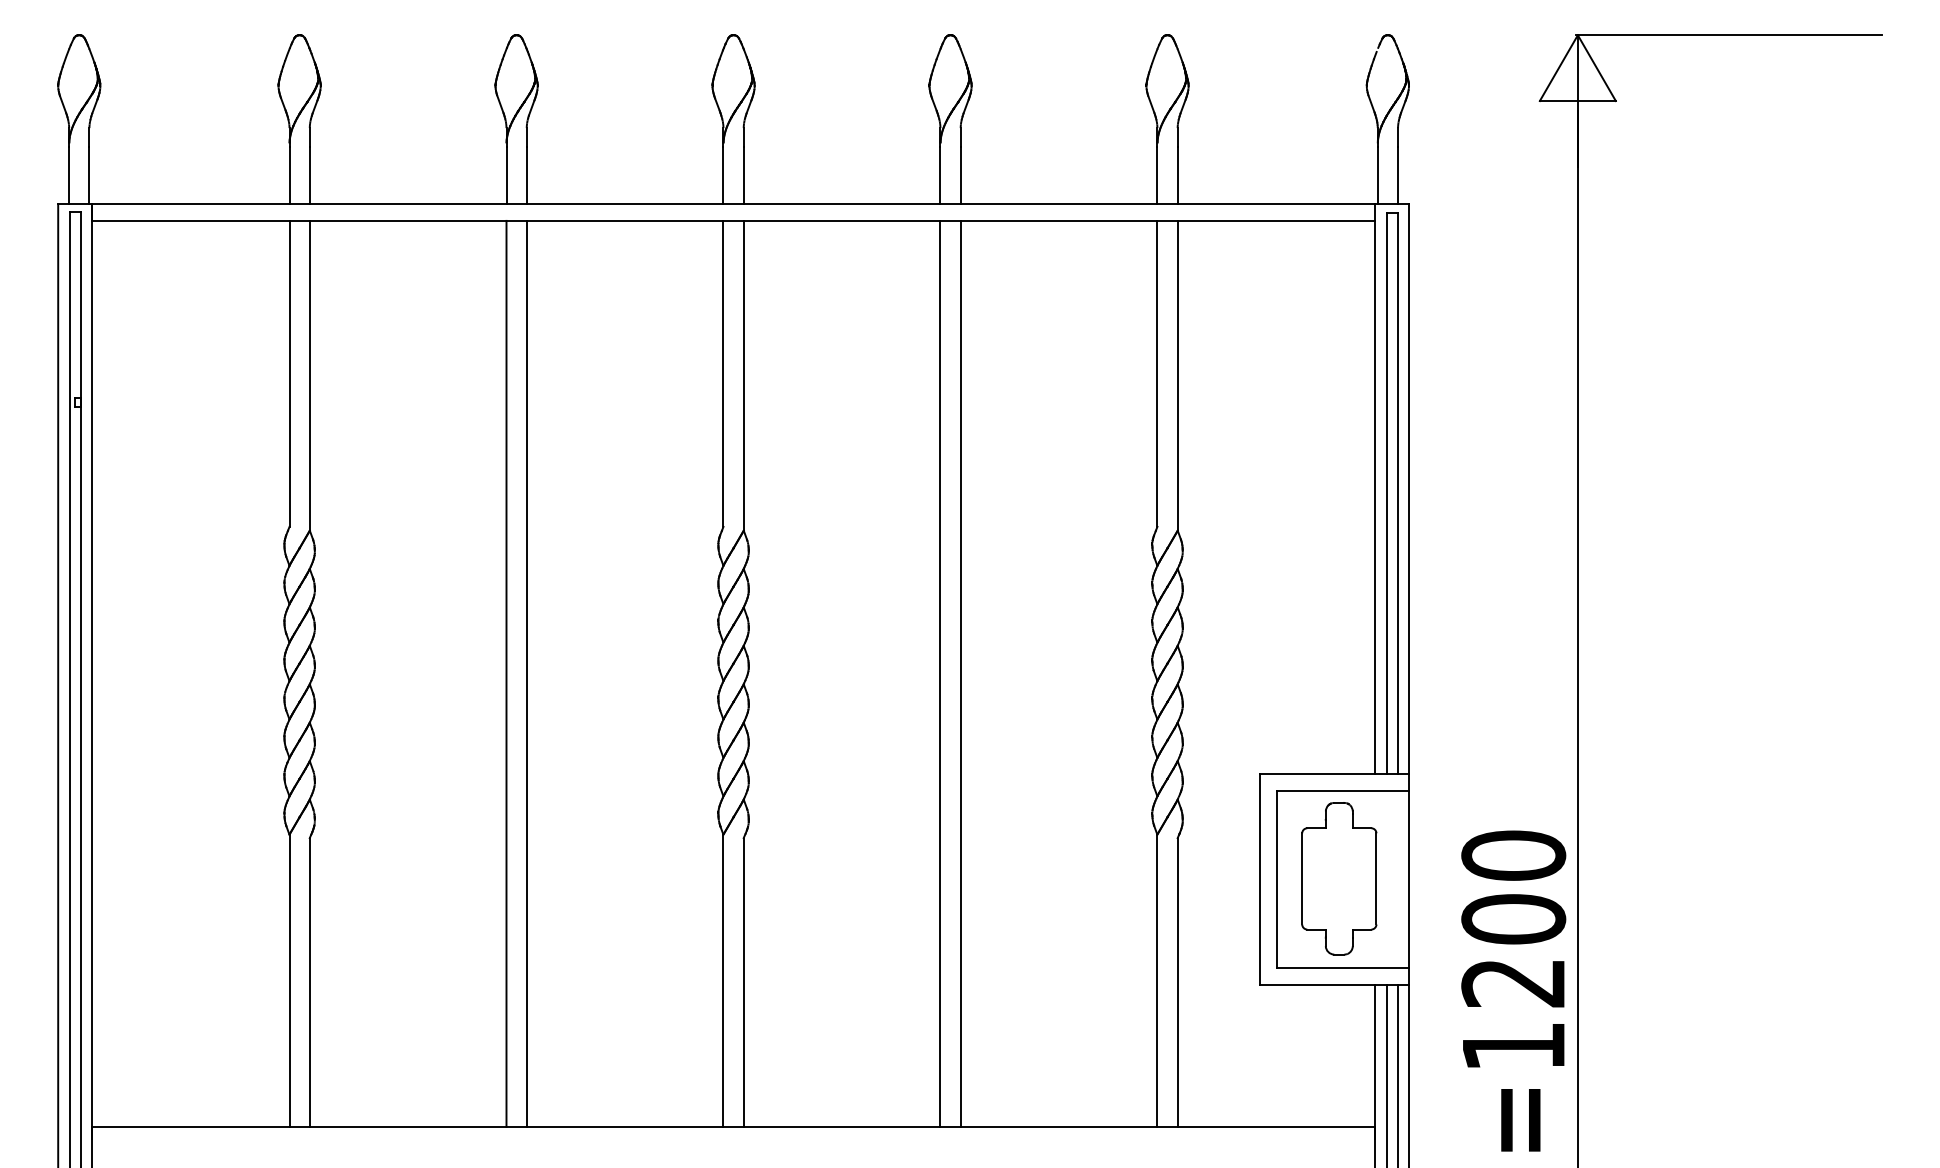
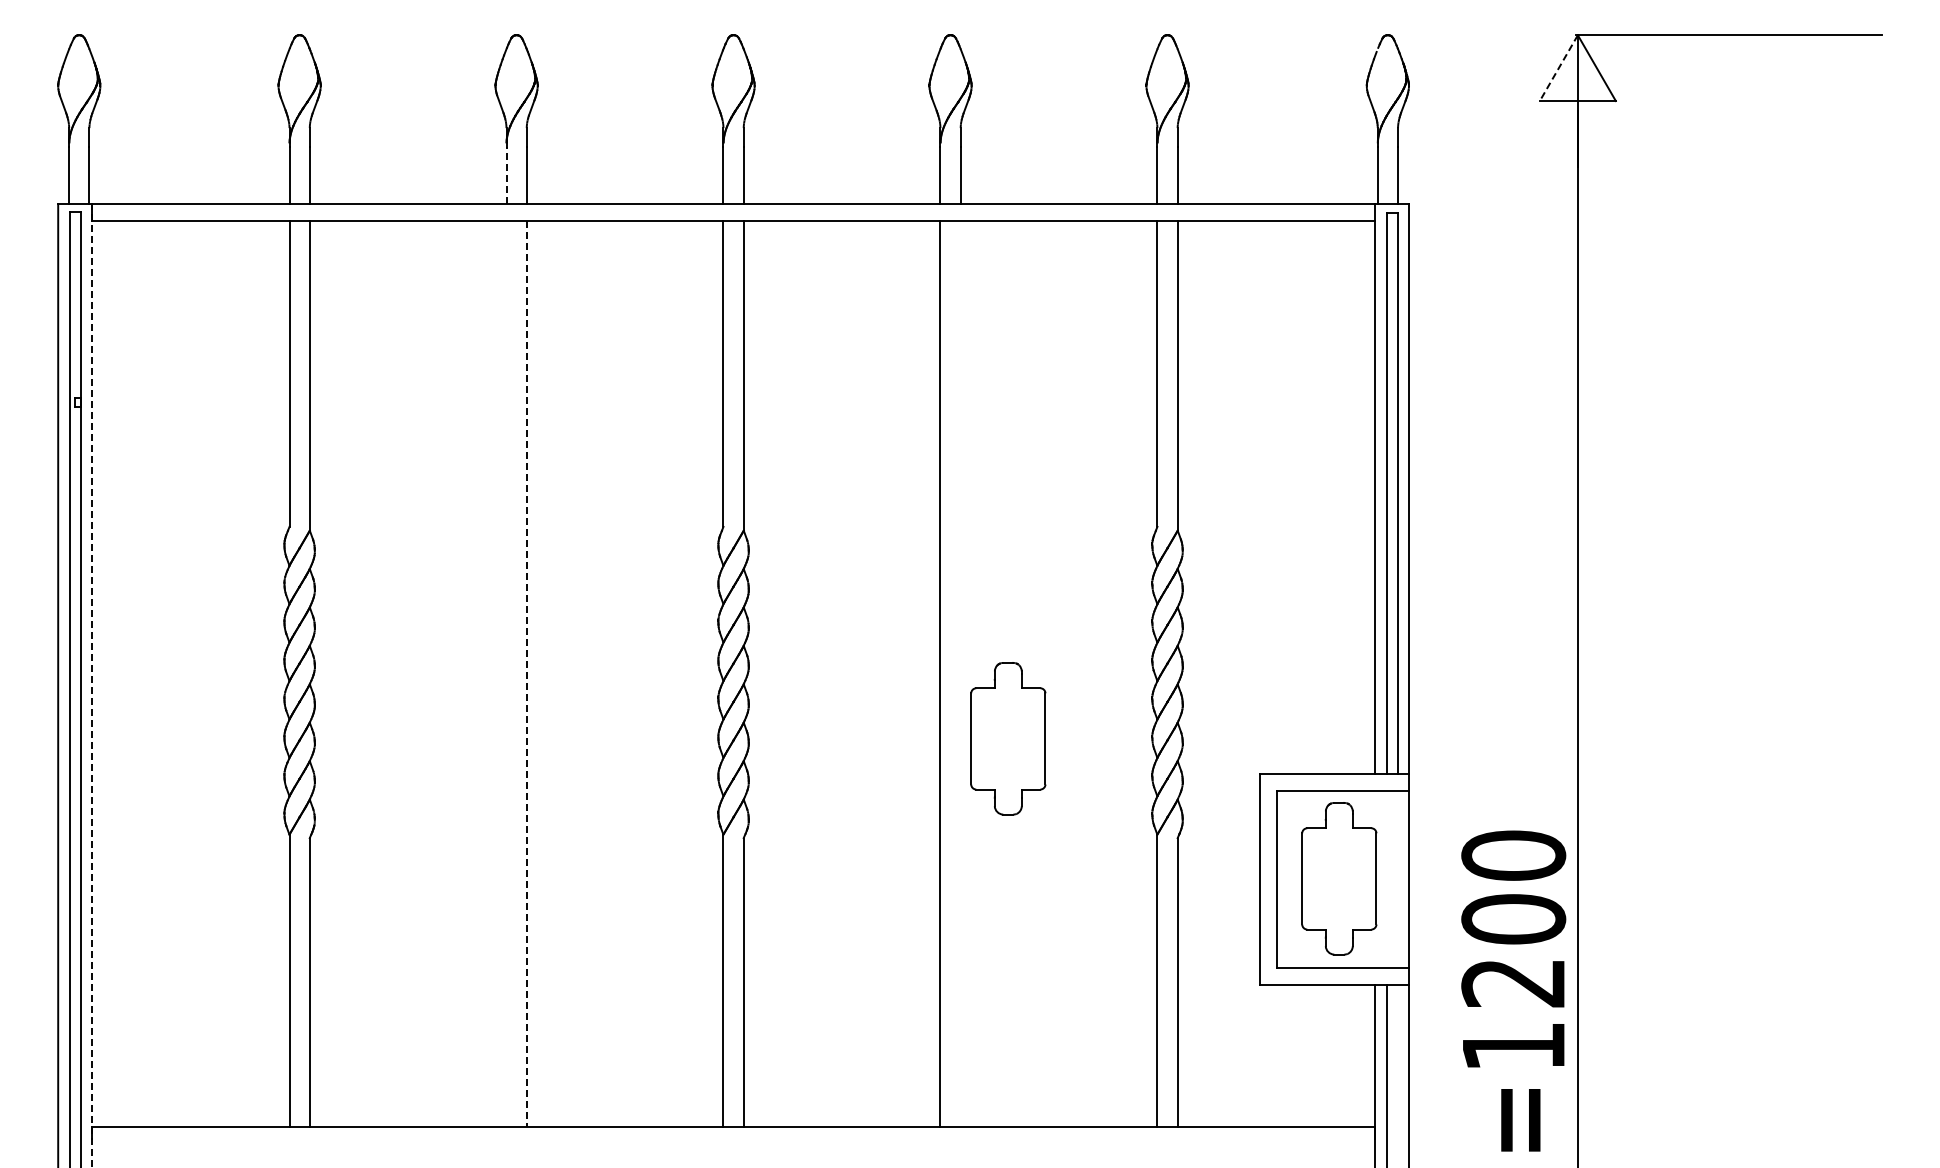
line: solid -> dashed (1558, 68)
line: solid -> dashed (506, 175)
line: present -> none (506, 673)
line: solid -> dashed (526, 673)
line: present -> none (960, 673)
line: solid -> dashed (91, 685)
part: none -> present (1008, 738)
line: present -> none (1397, 1074)
